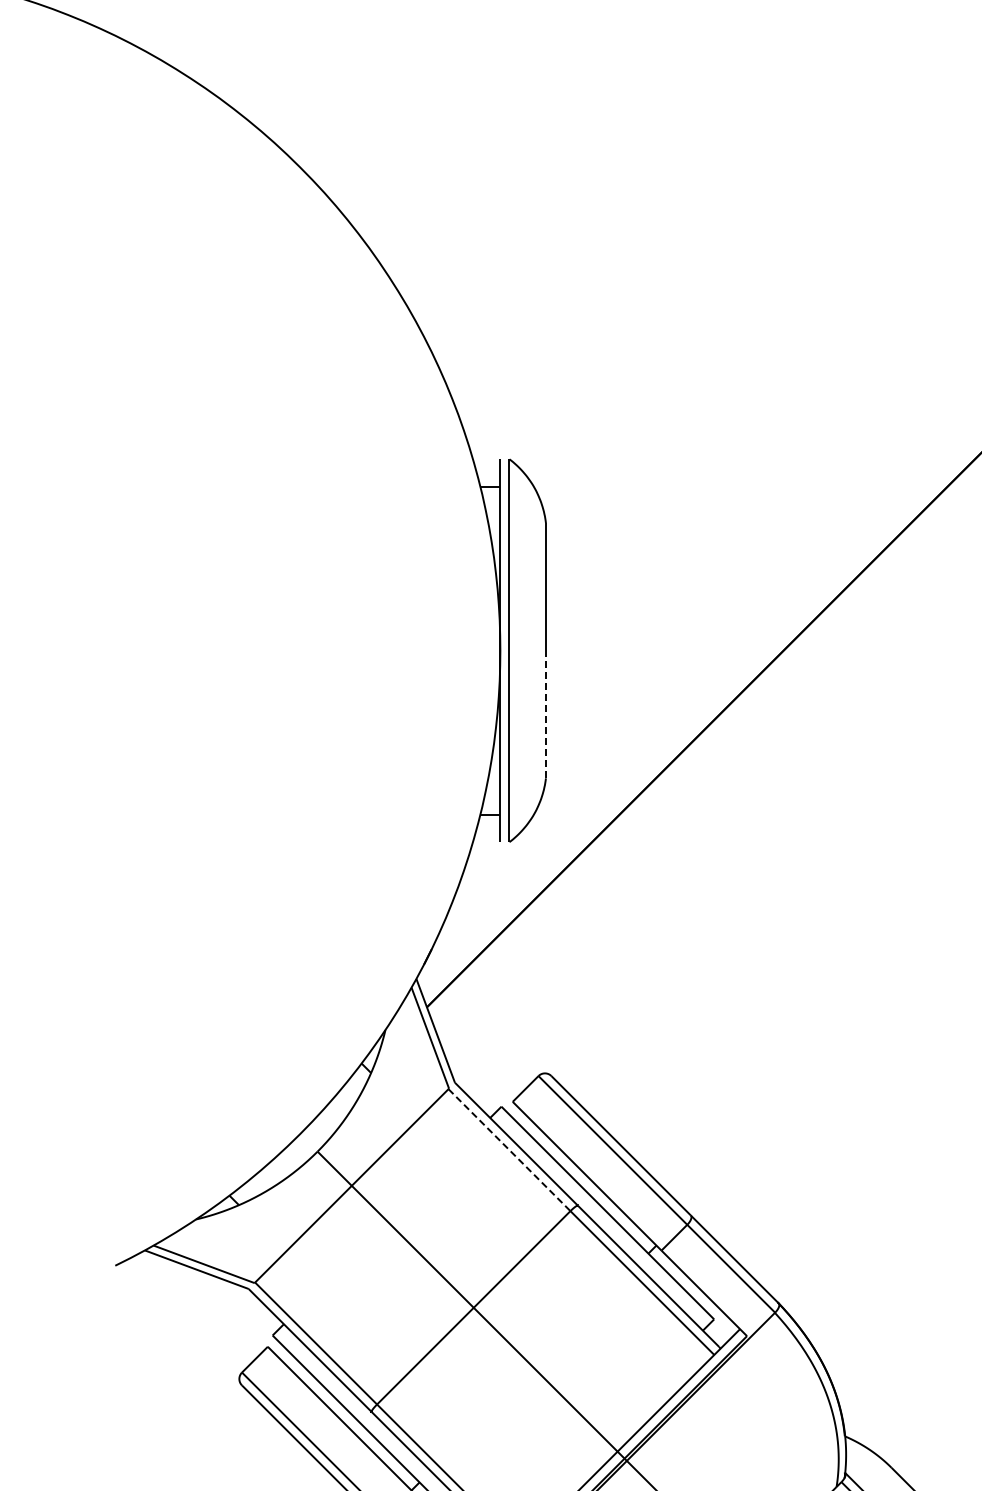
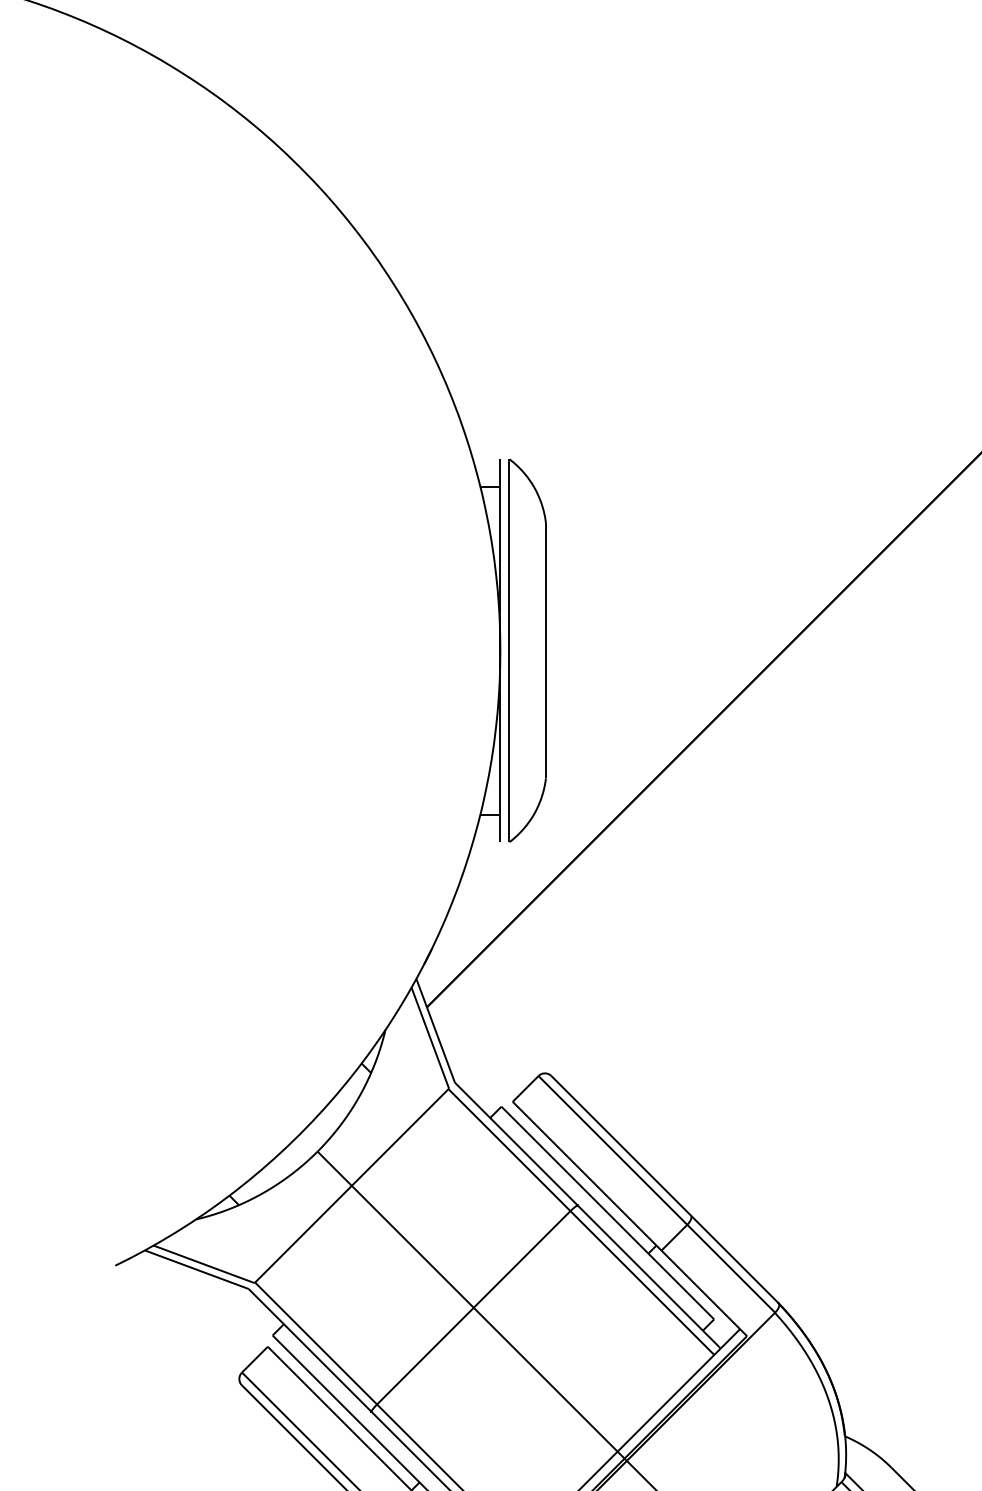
line: dashed -> solid (545, 714)
line: dashed -> solid (509, 1150)
